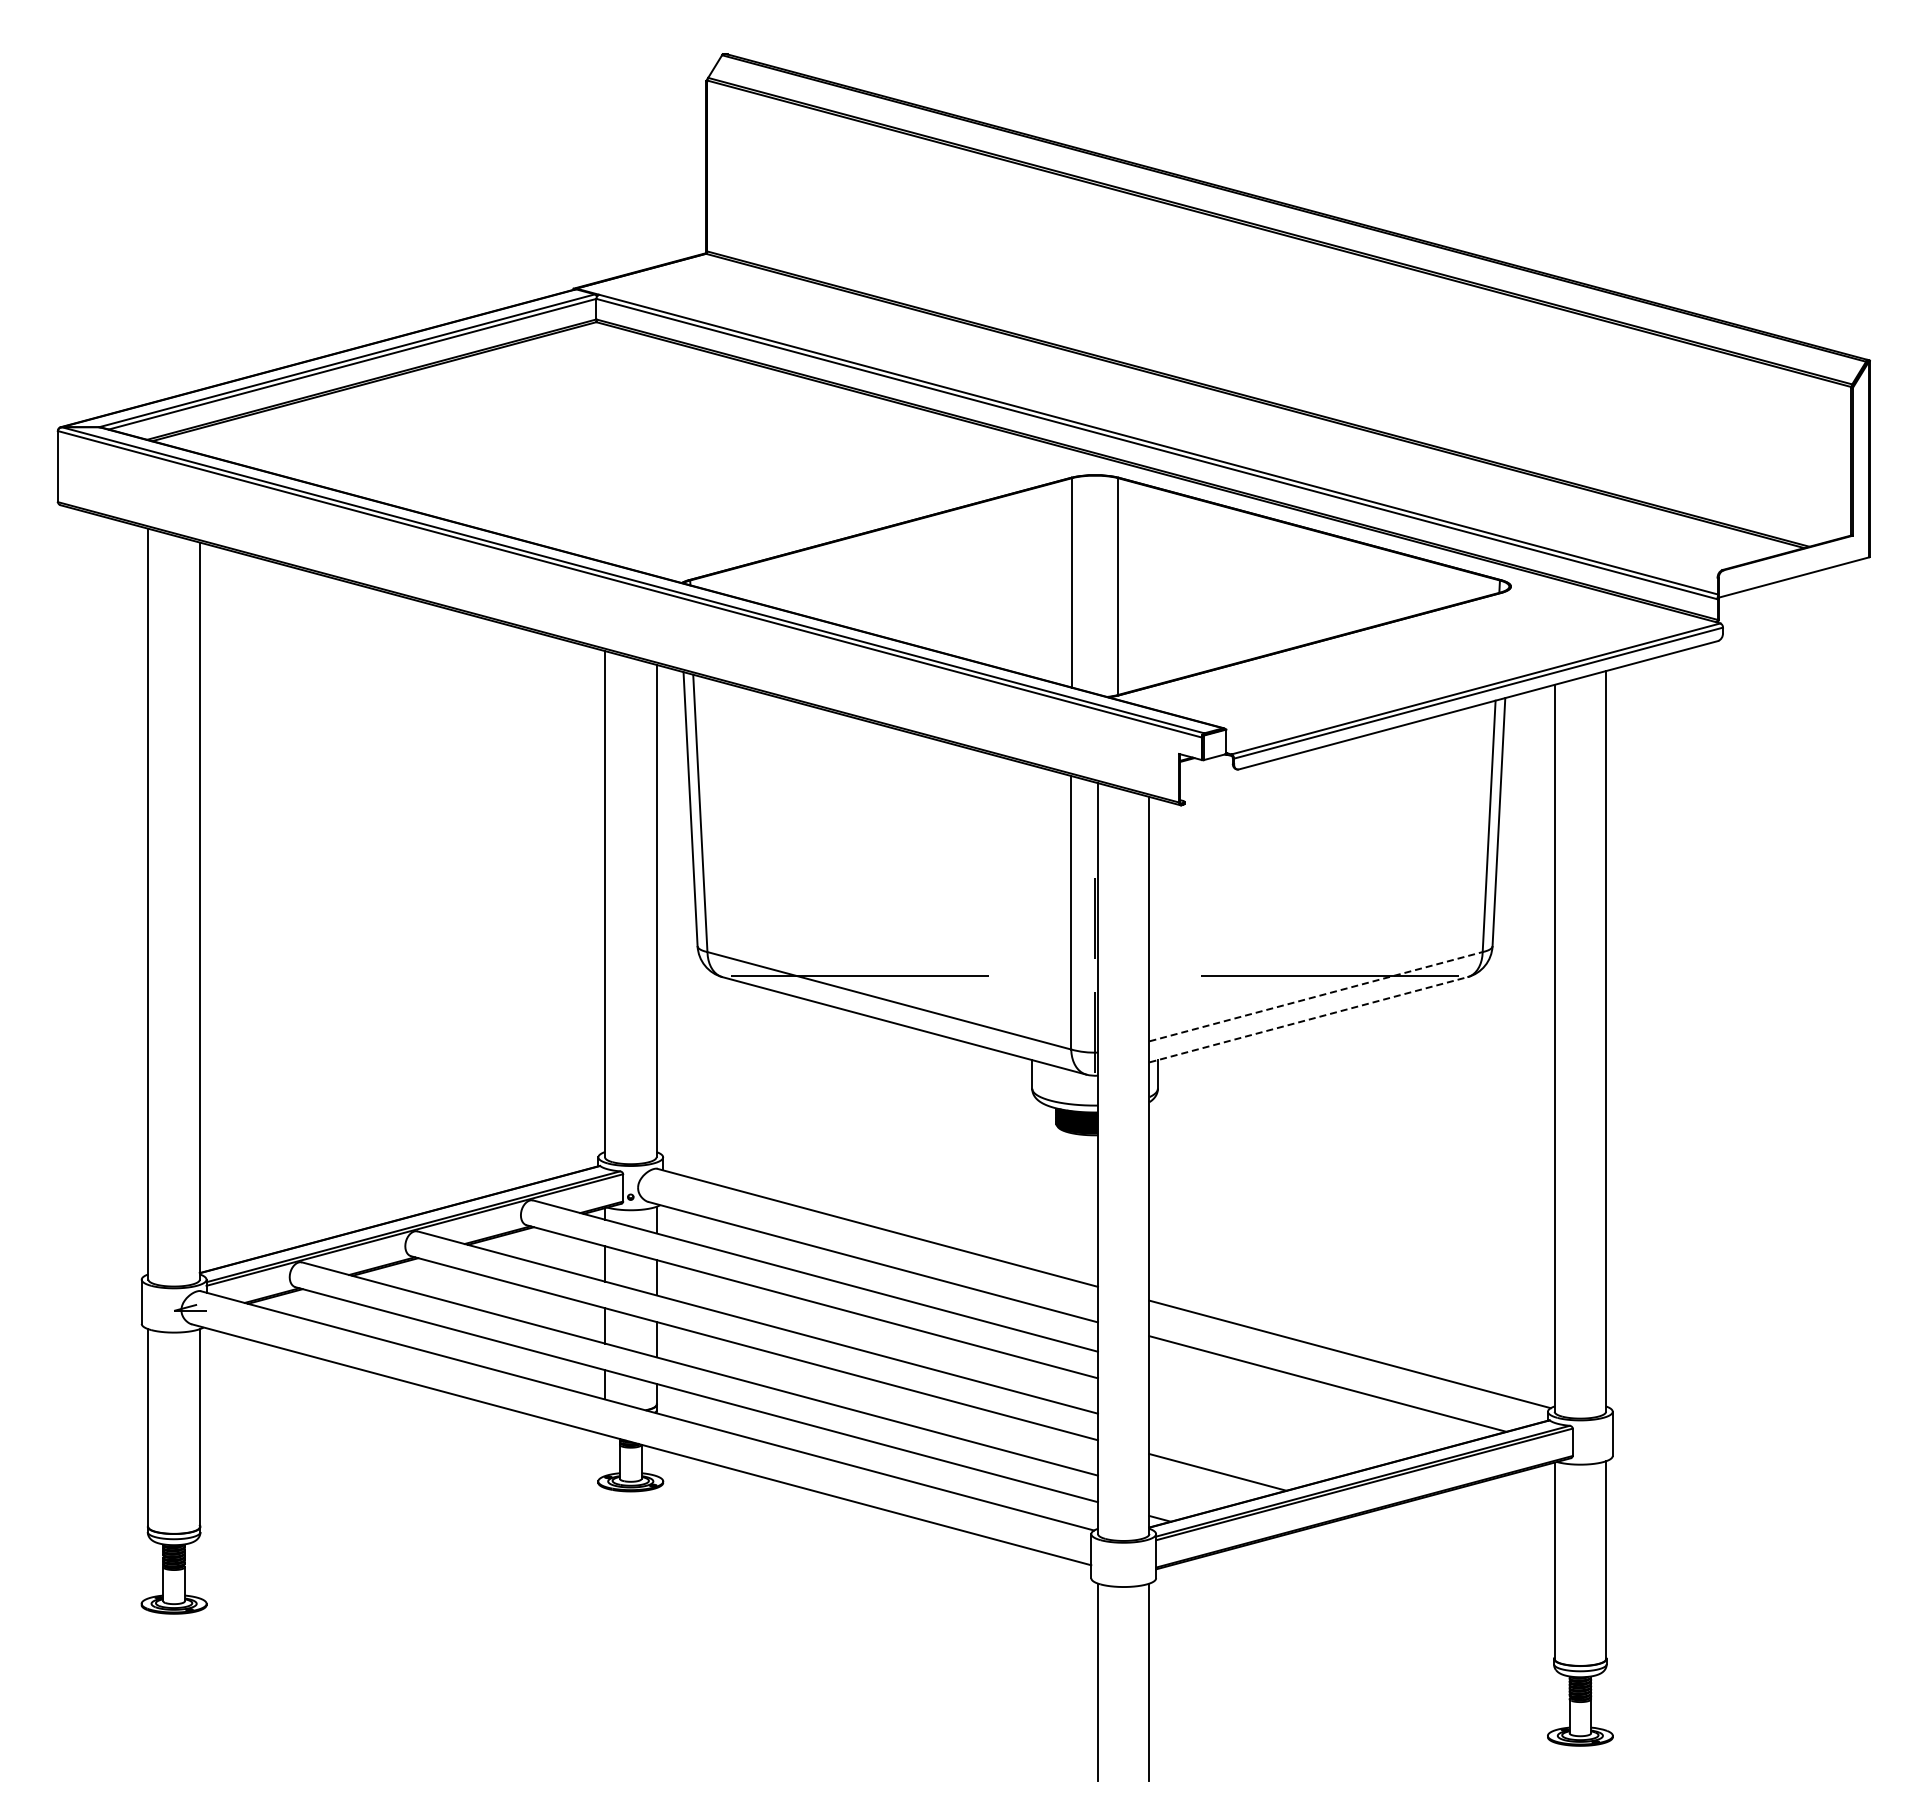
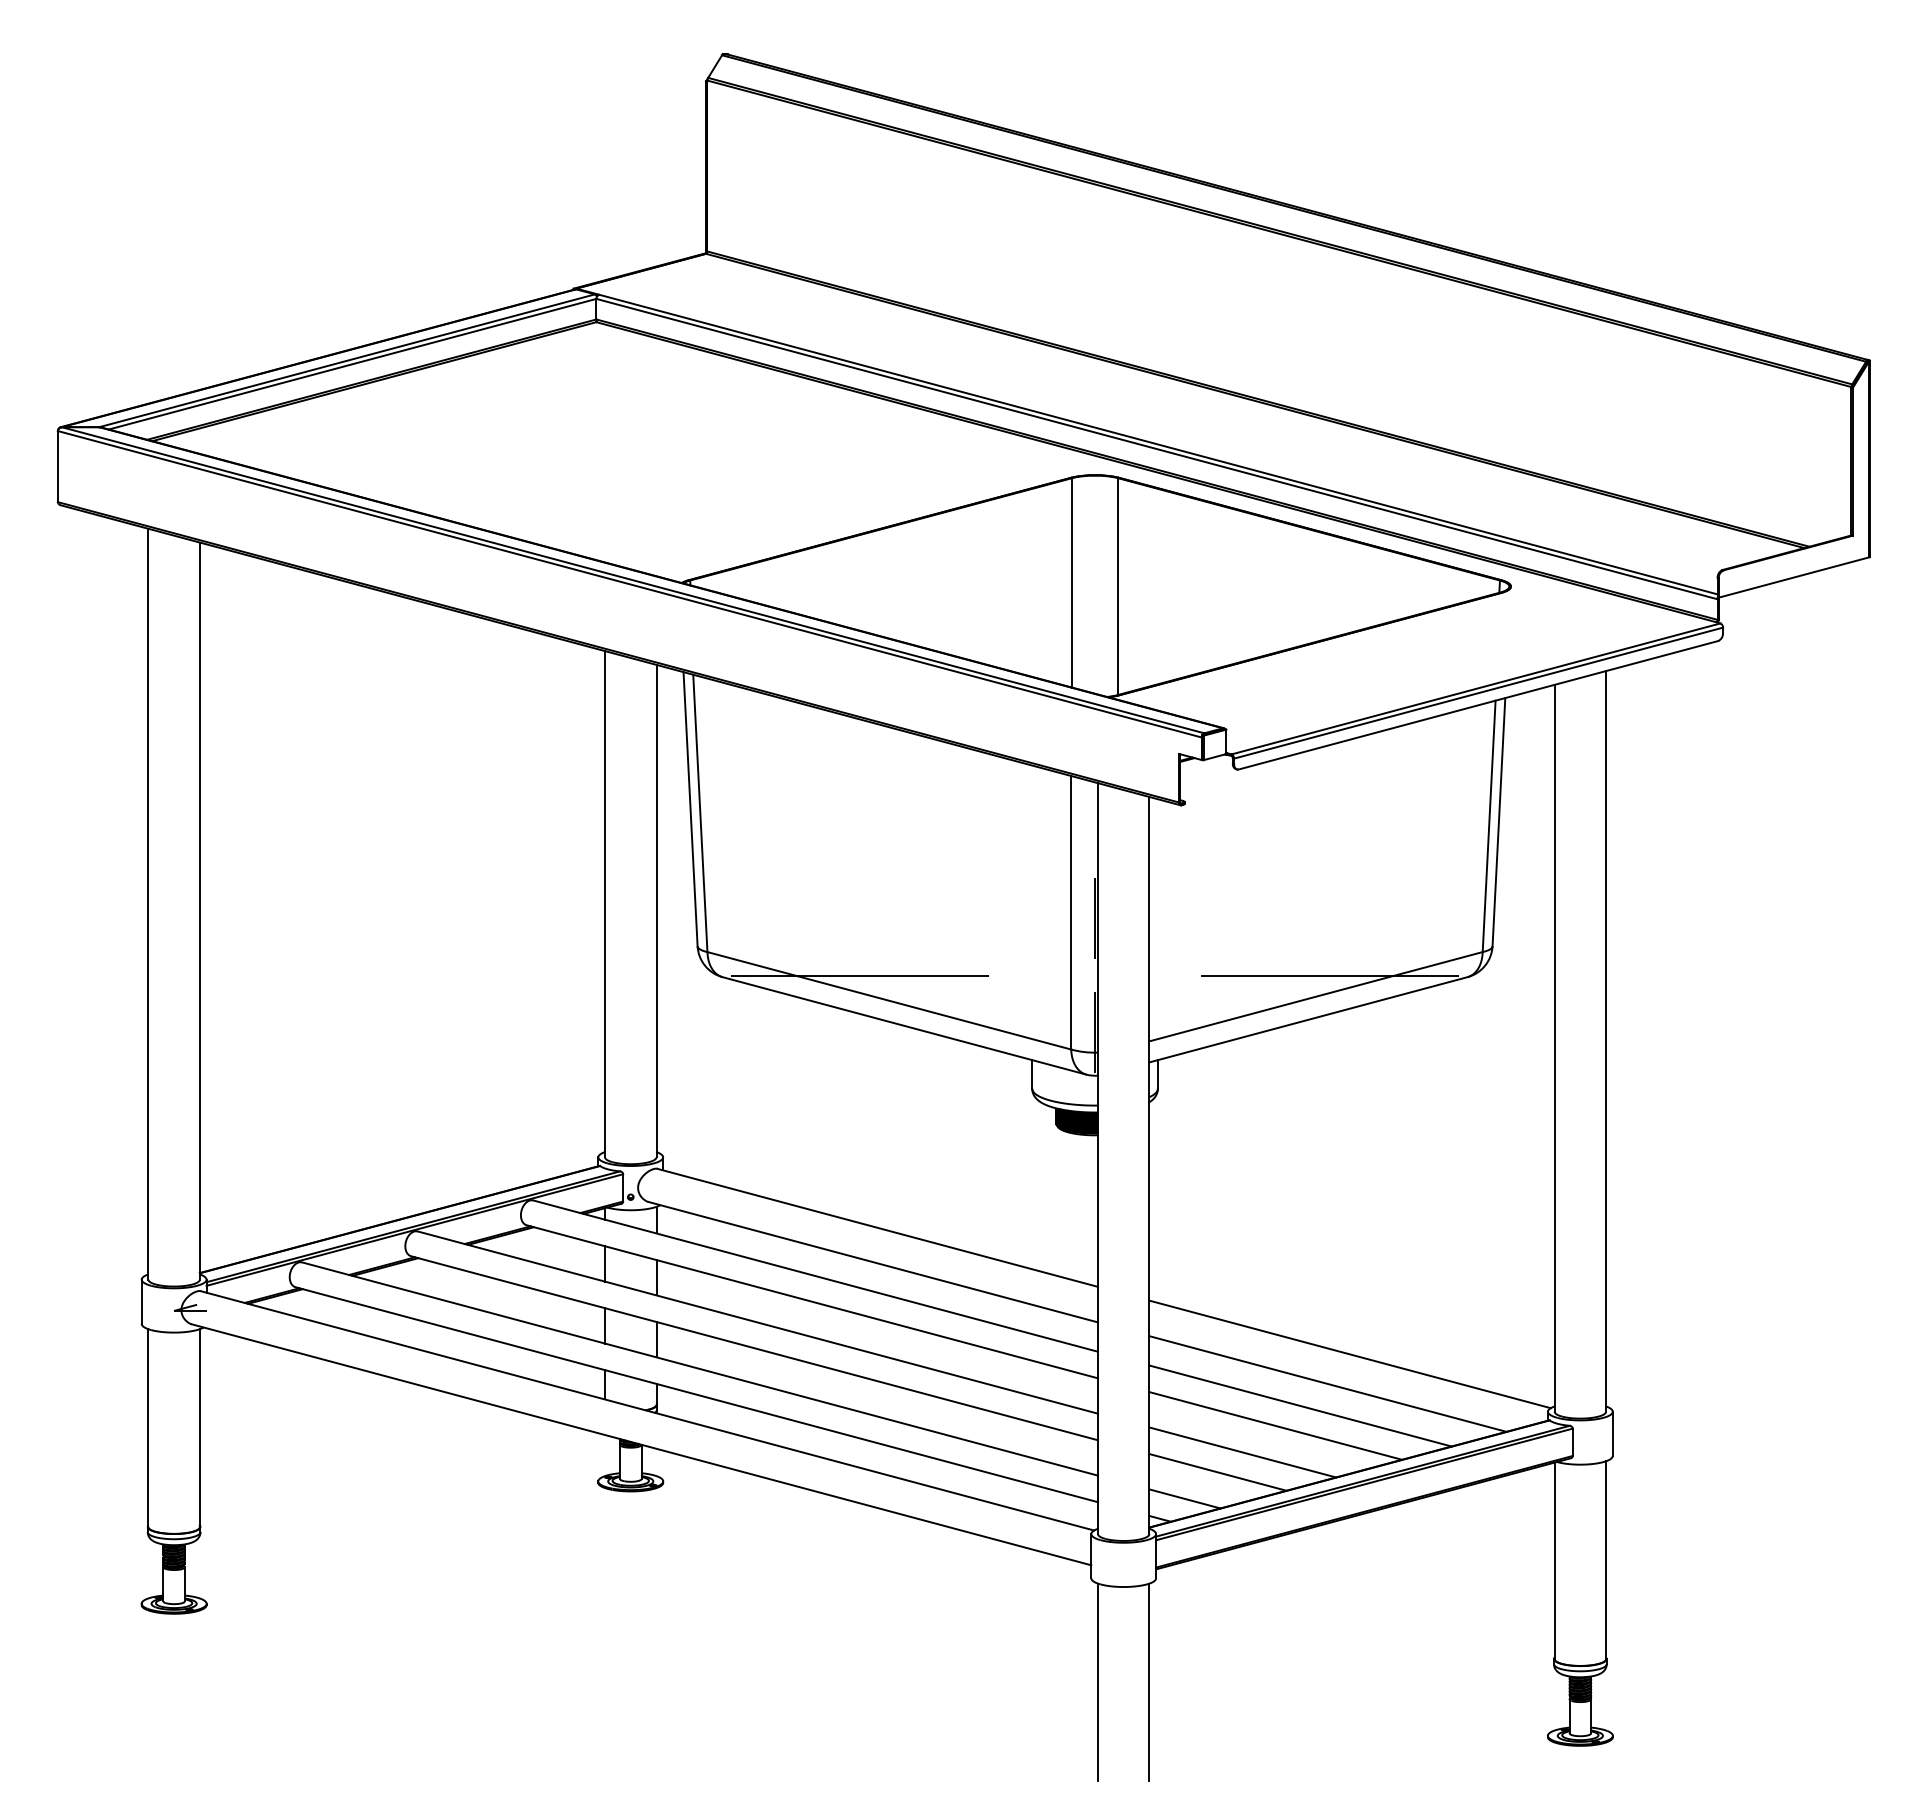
line: dashed -> solid (1316, 996)
line: dashed -> solid (1308, 1019)
line: none -> present (1300, 1405)
line: none -> present (1275, 1425)
line: none -> present (1242, 1452)
line: none -> present (1184, 1498)
